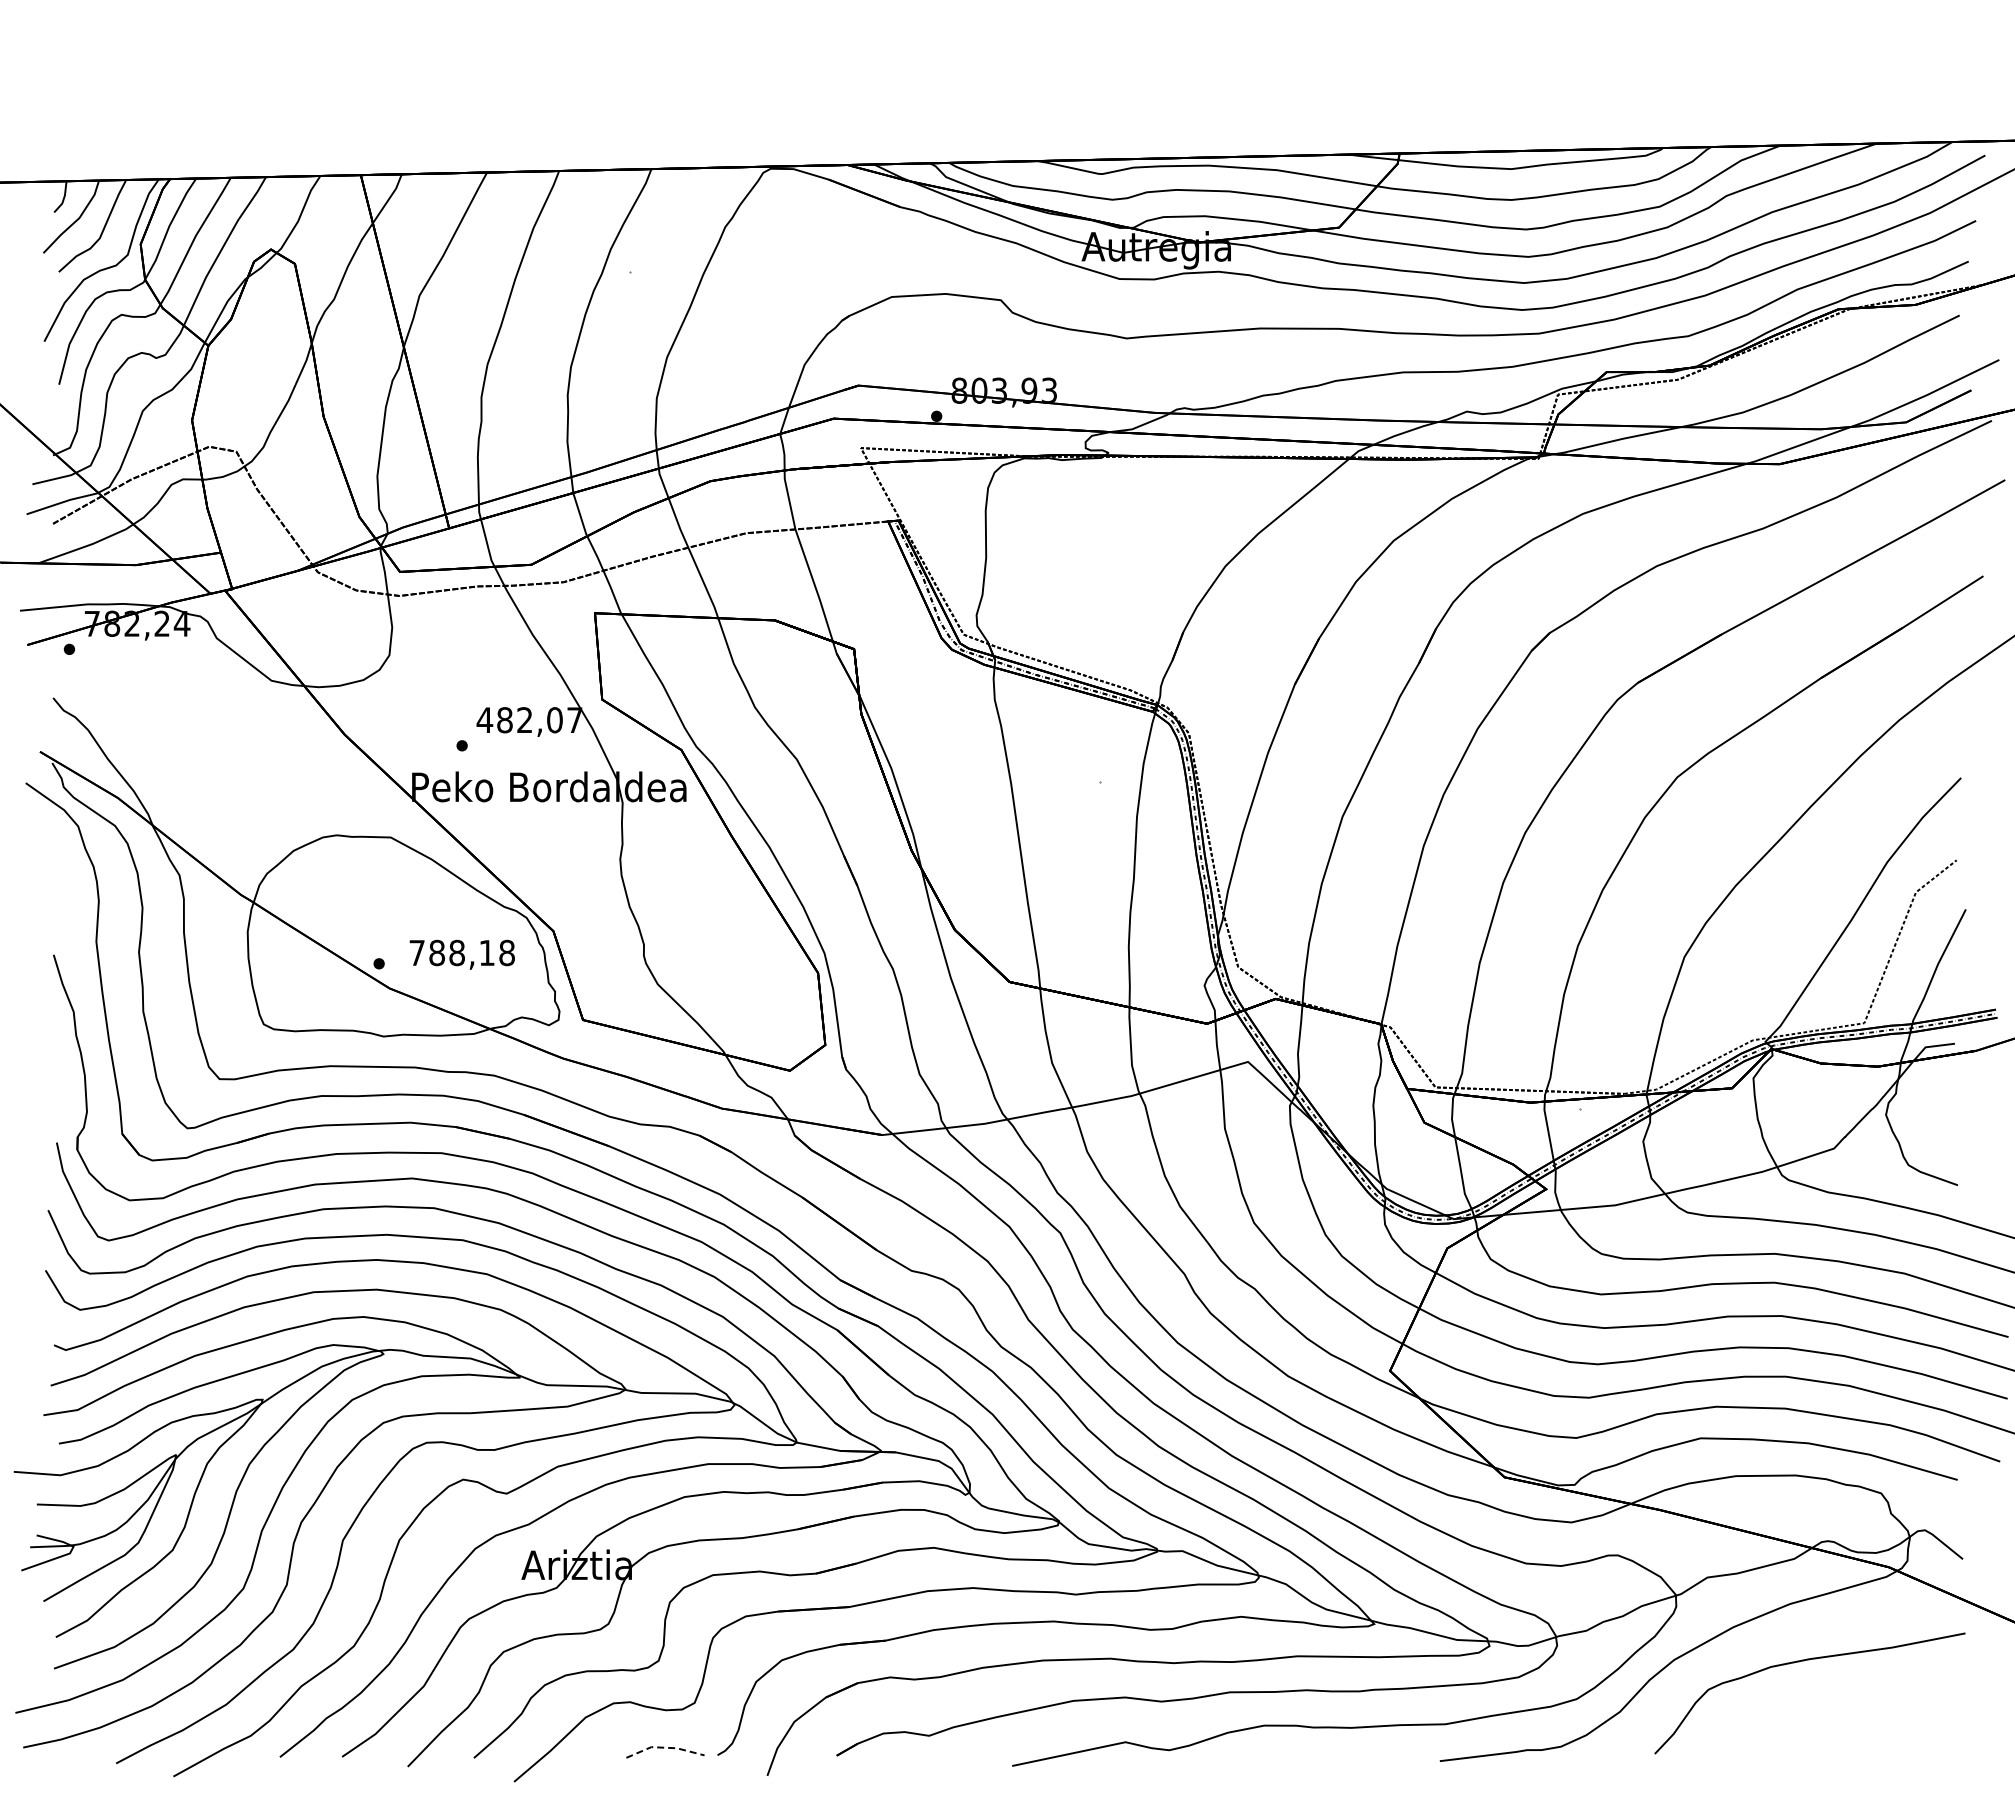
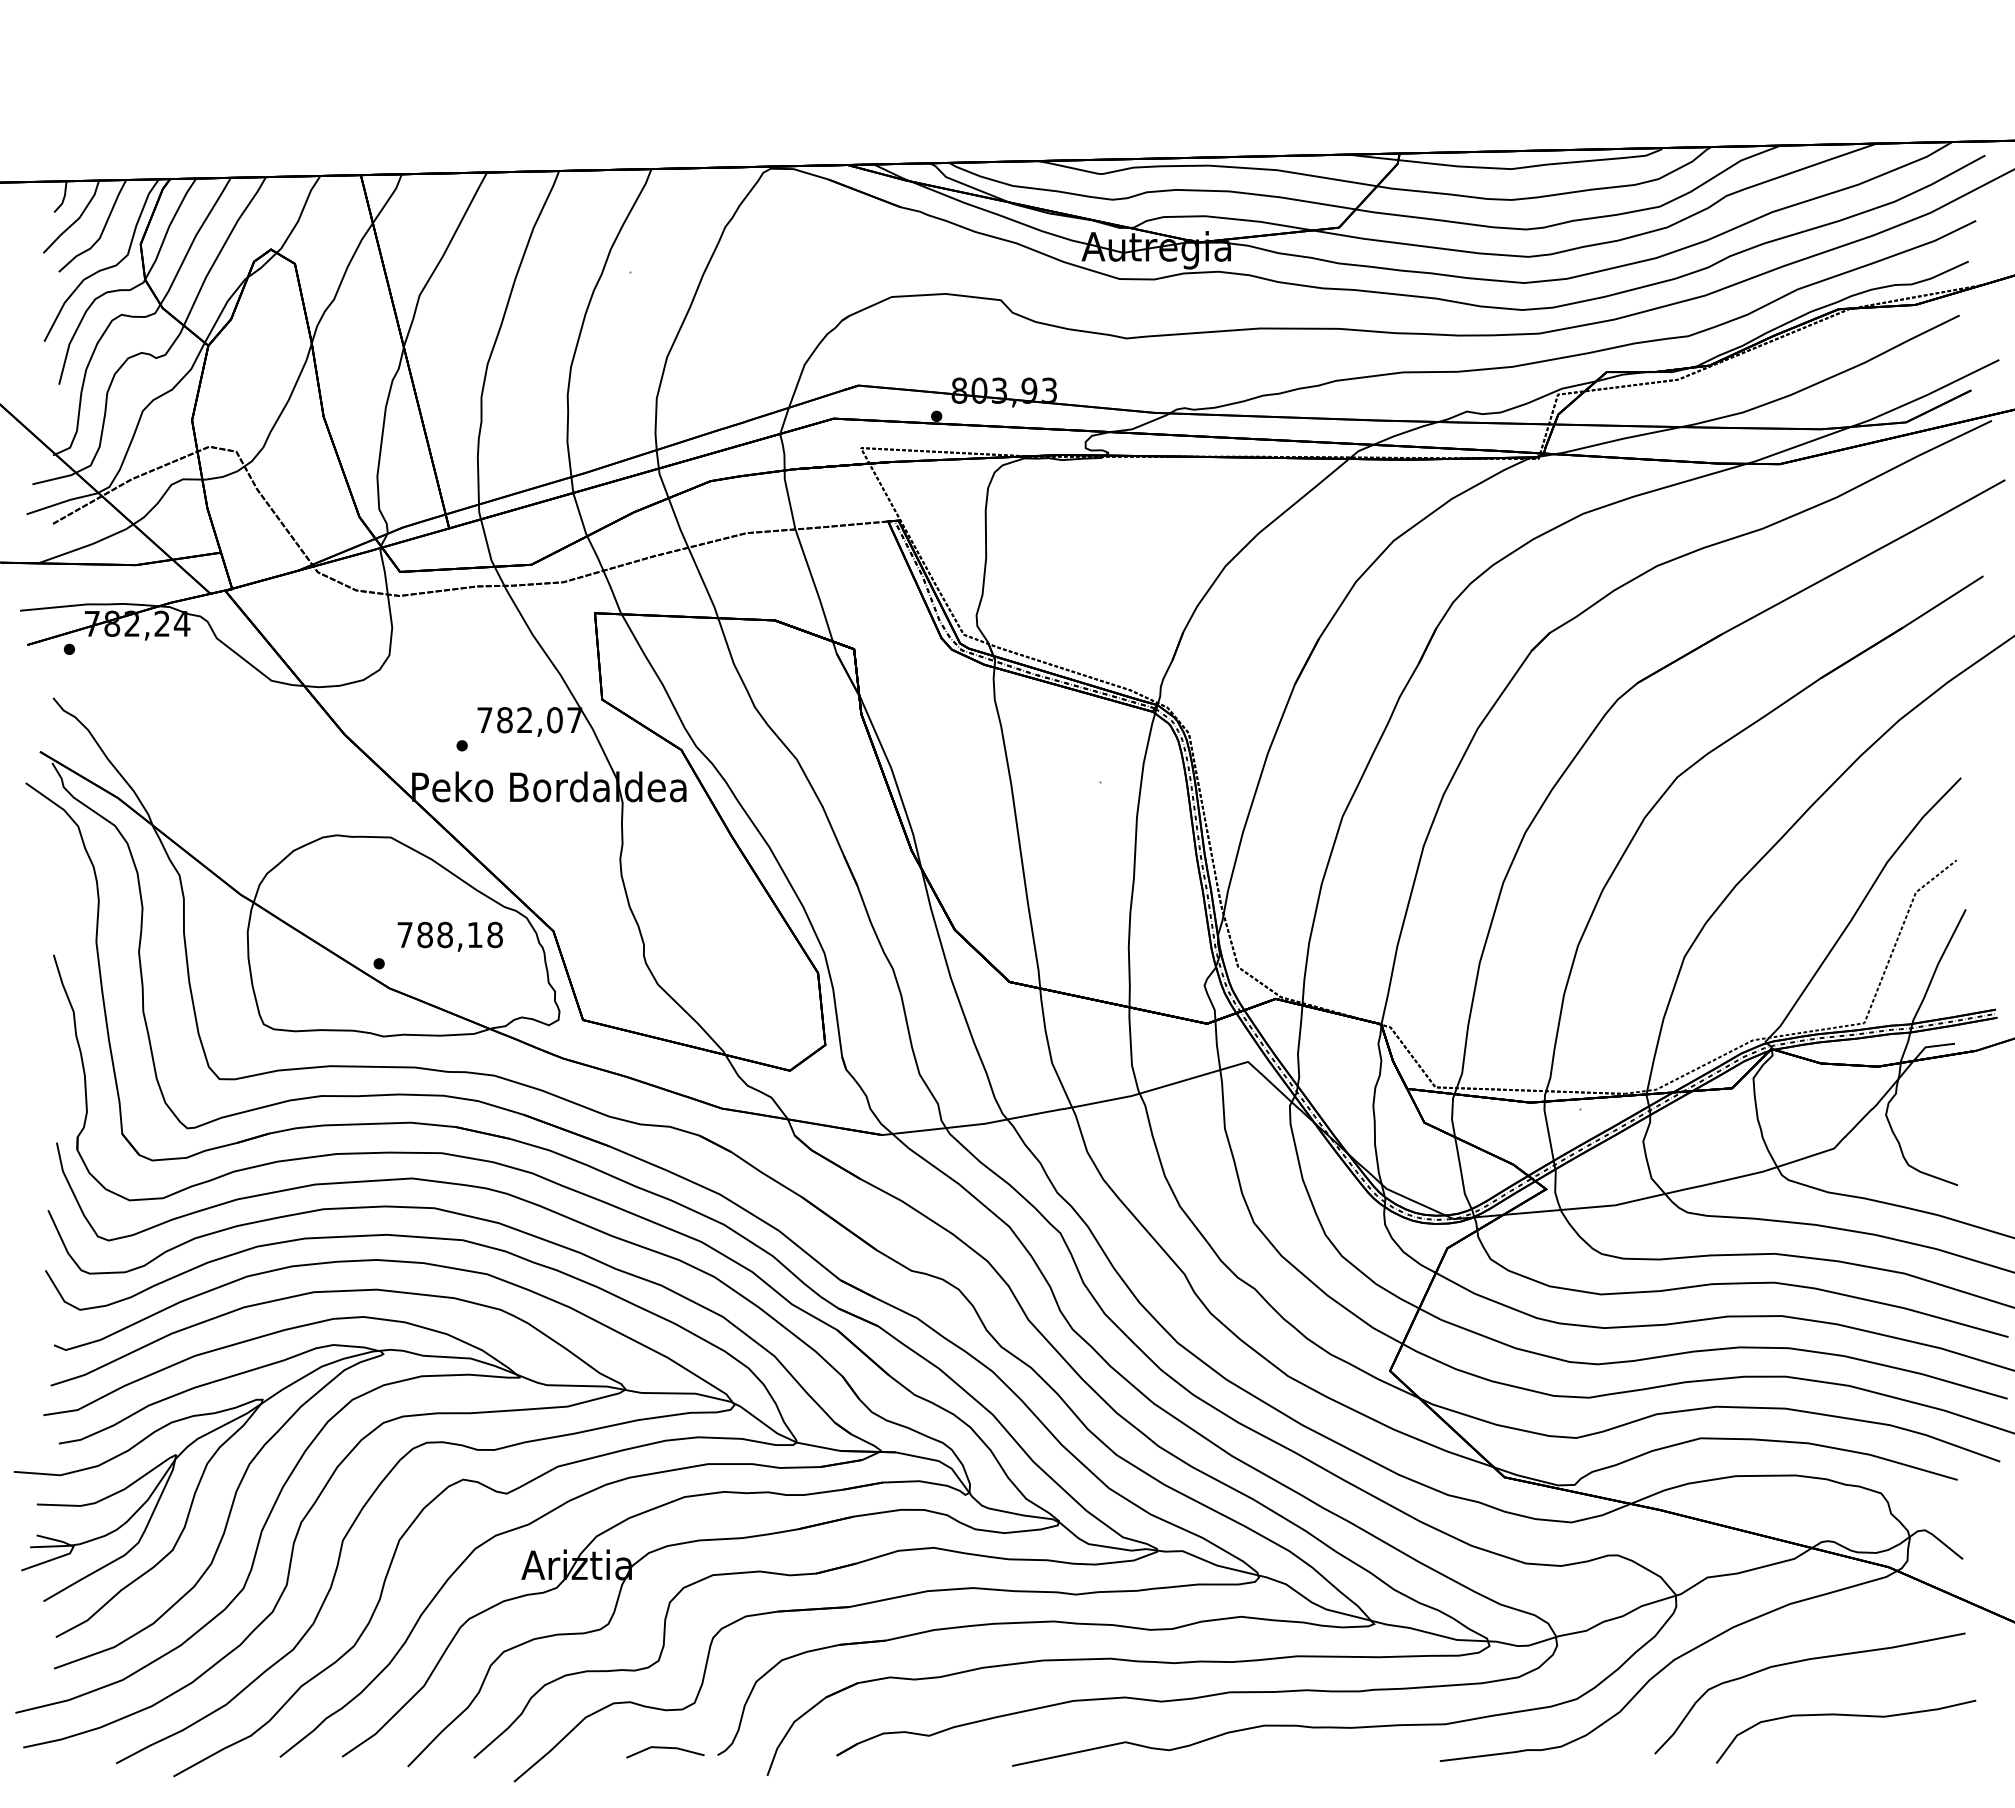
text: 482,07 -> 782,07 (484, 719)
text position: (461, 954) -> (449, 936) (449, 936)
curve: none -> present (1849, 1716)
line: dashed -> solid (665, 1747)
